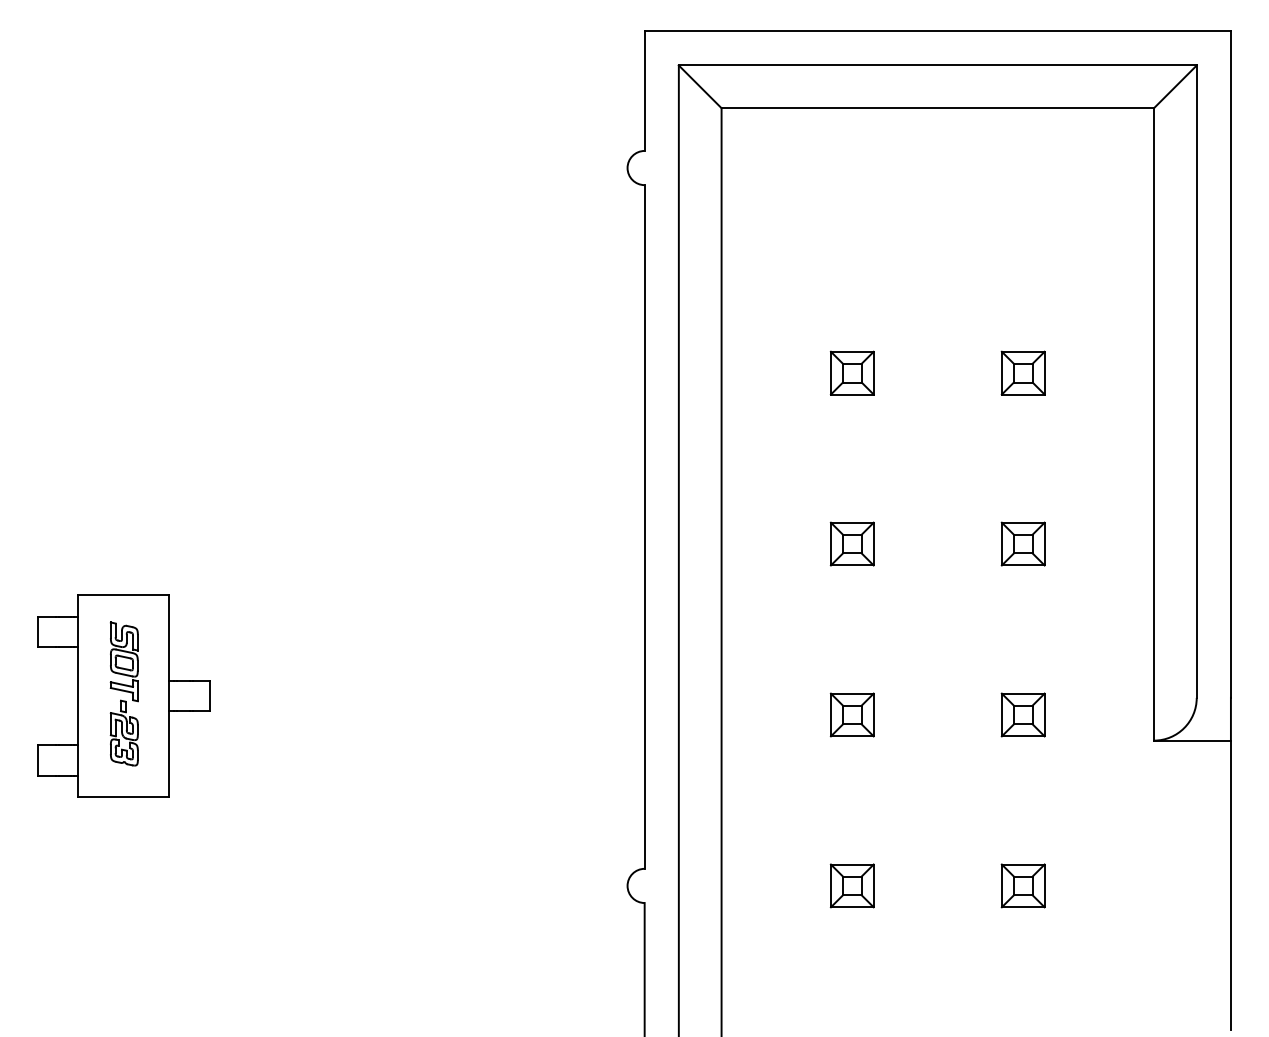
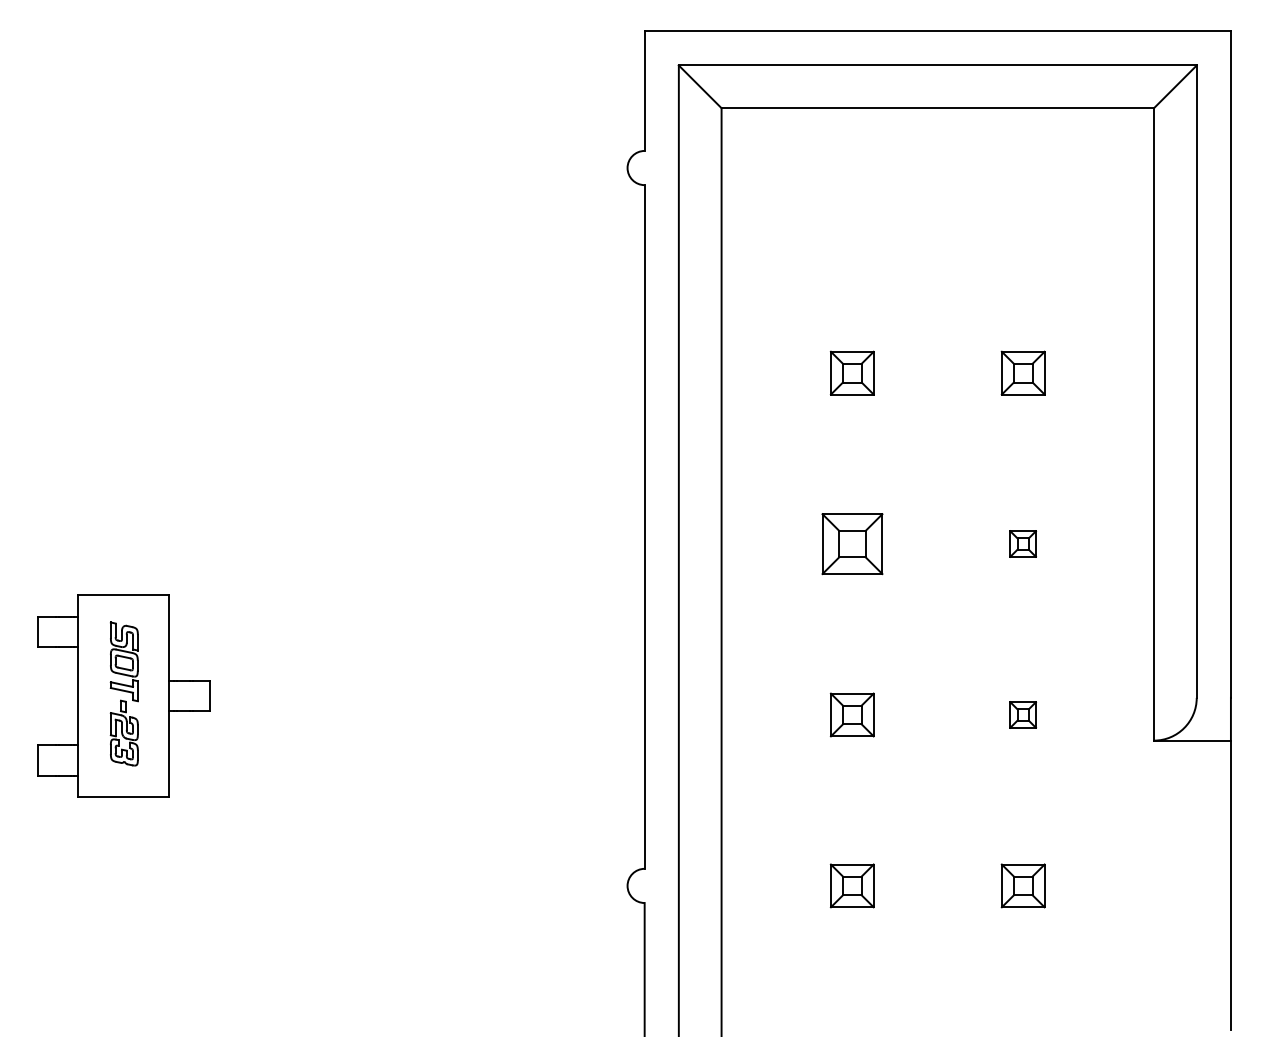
part size: 46x46 px -> 63x63 px (852, 544)
part size: 46x46 px -> 28x28 px (1022, 543)
part size: 46x46 px -> 28x28 px (1022, 714)
